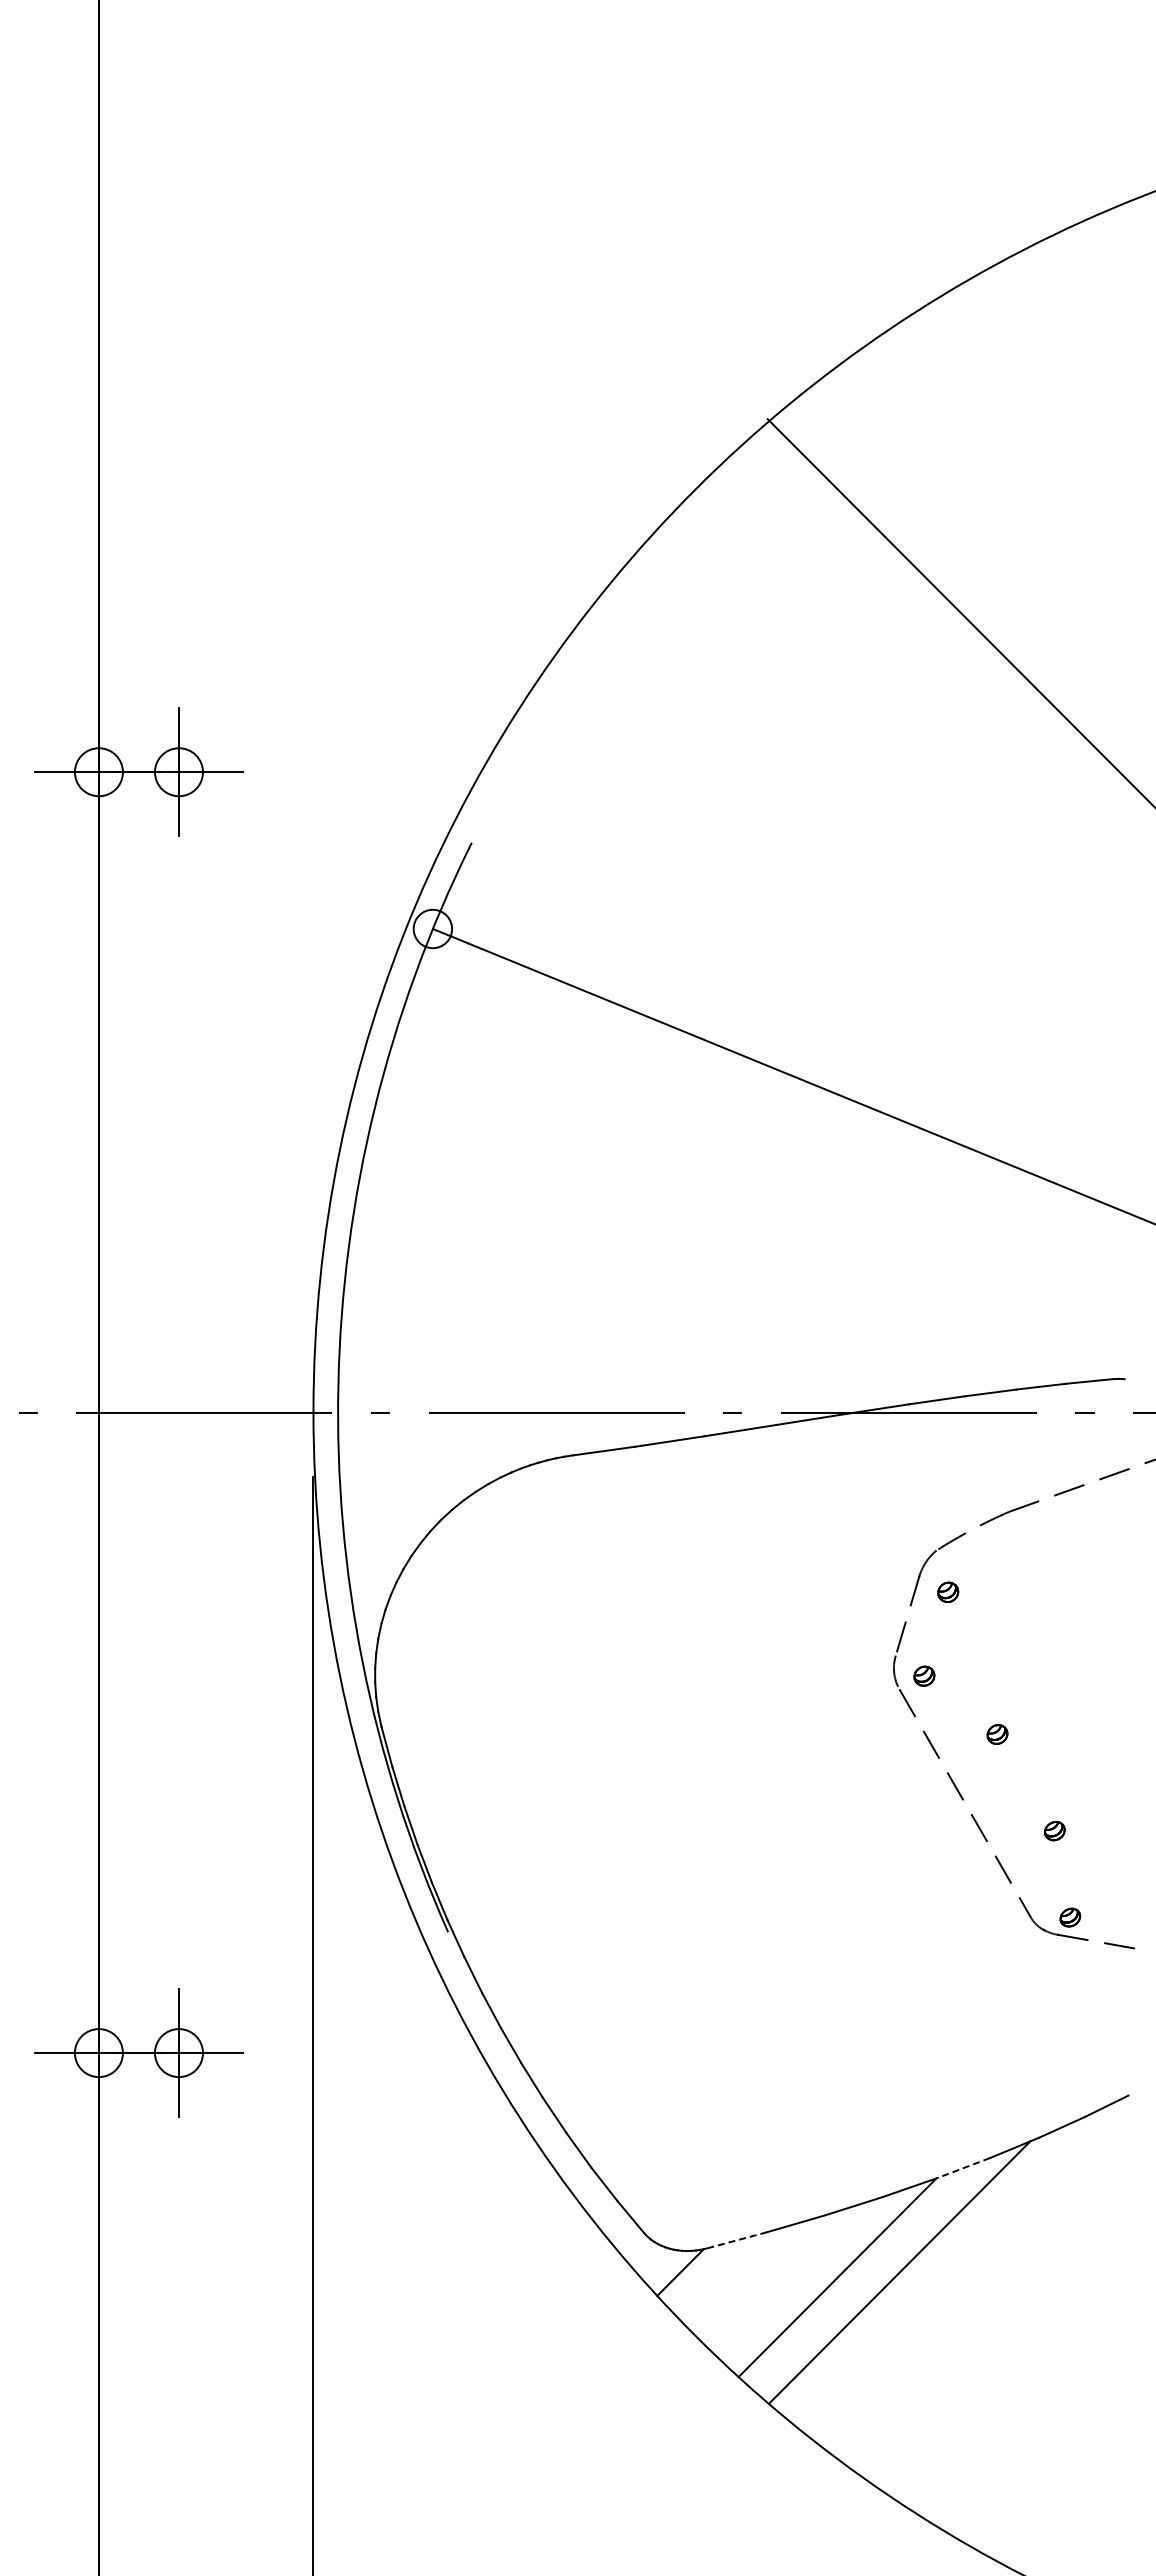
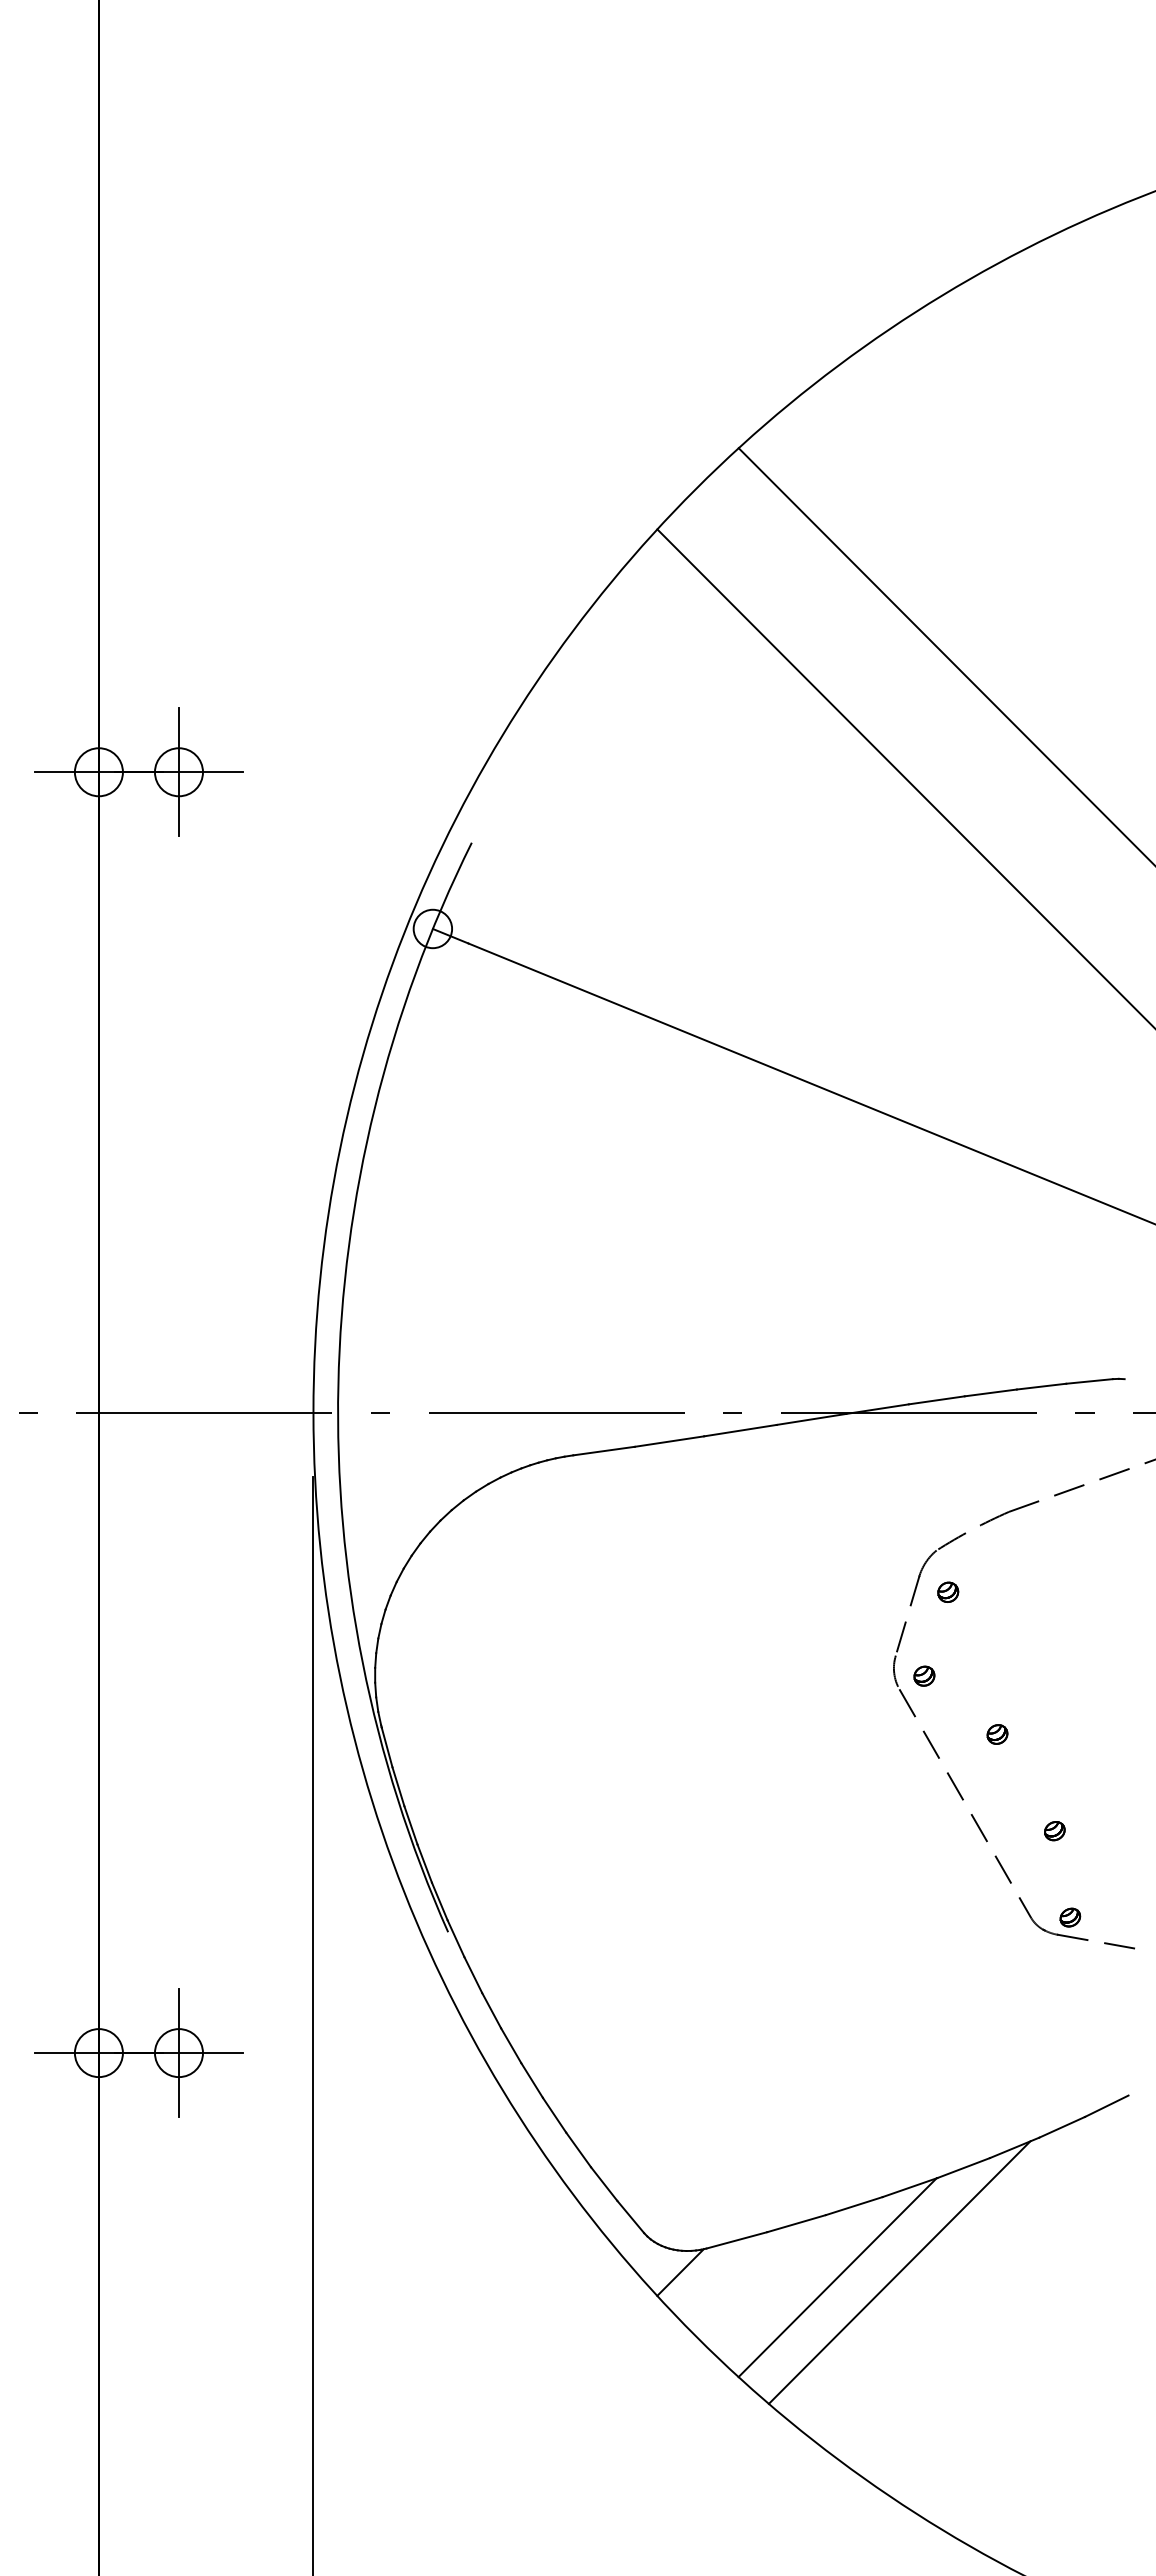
line position: (959, 612) -> (945, 655) (945, 655)
line: none -> present (904, 777)
line: dashed -> solid (963, 2168)
line: dashed -> solid (736, 2240)
